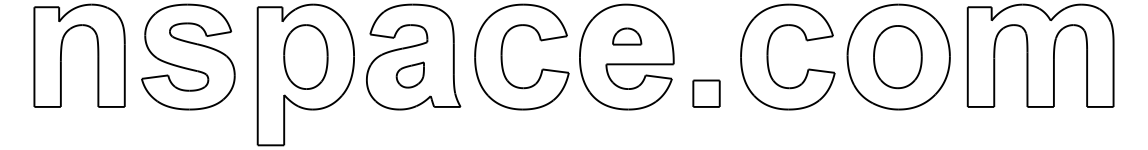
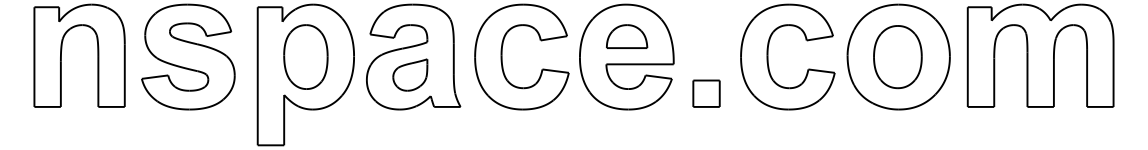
part size: 31x19 px -> 43x25 px (627, 36)
part size: 30x28 px -> 37x34 px (410, 74)
